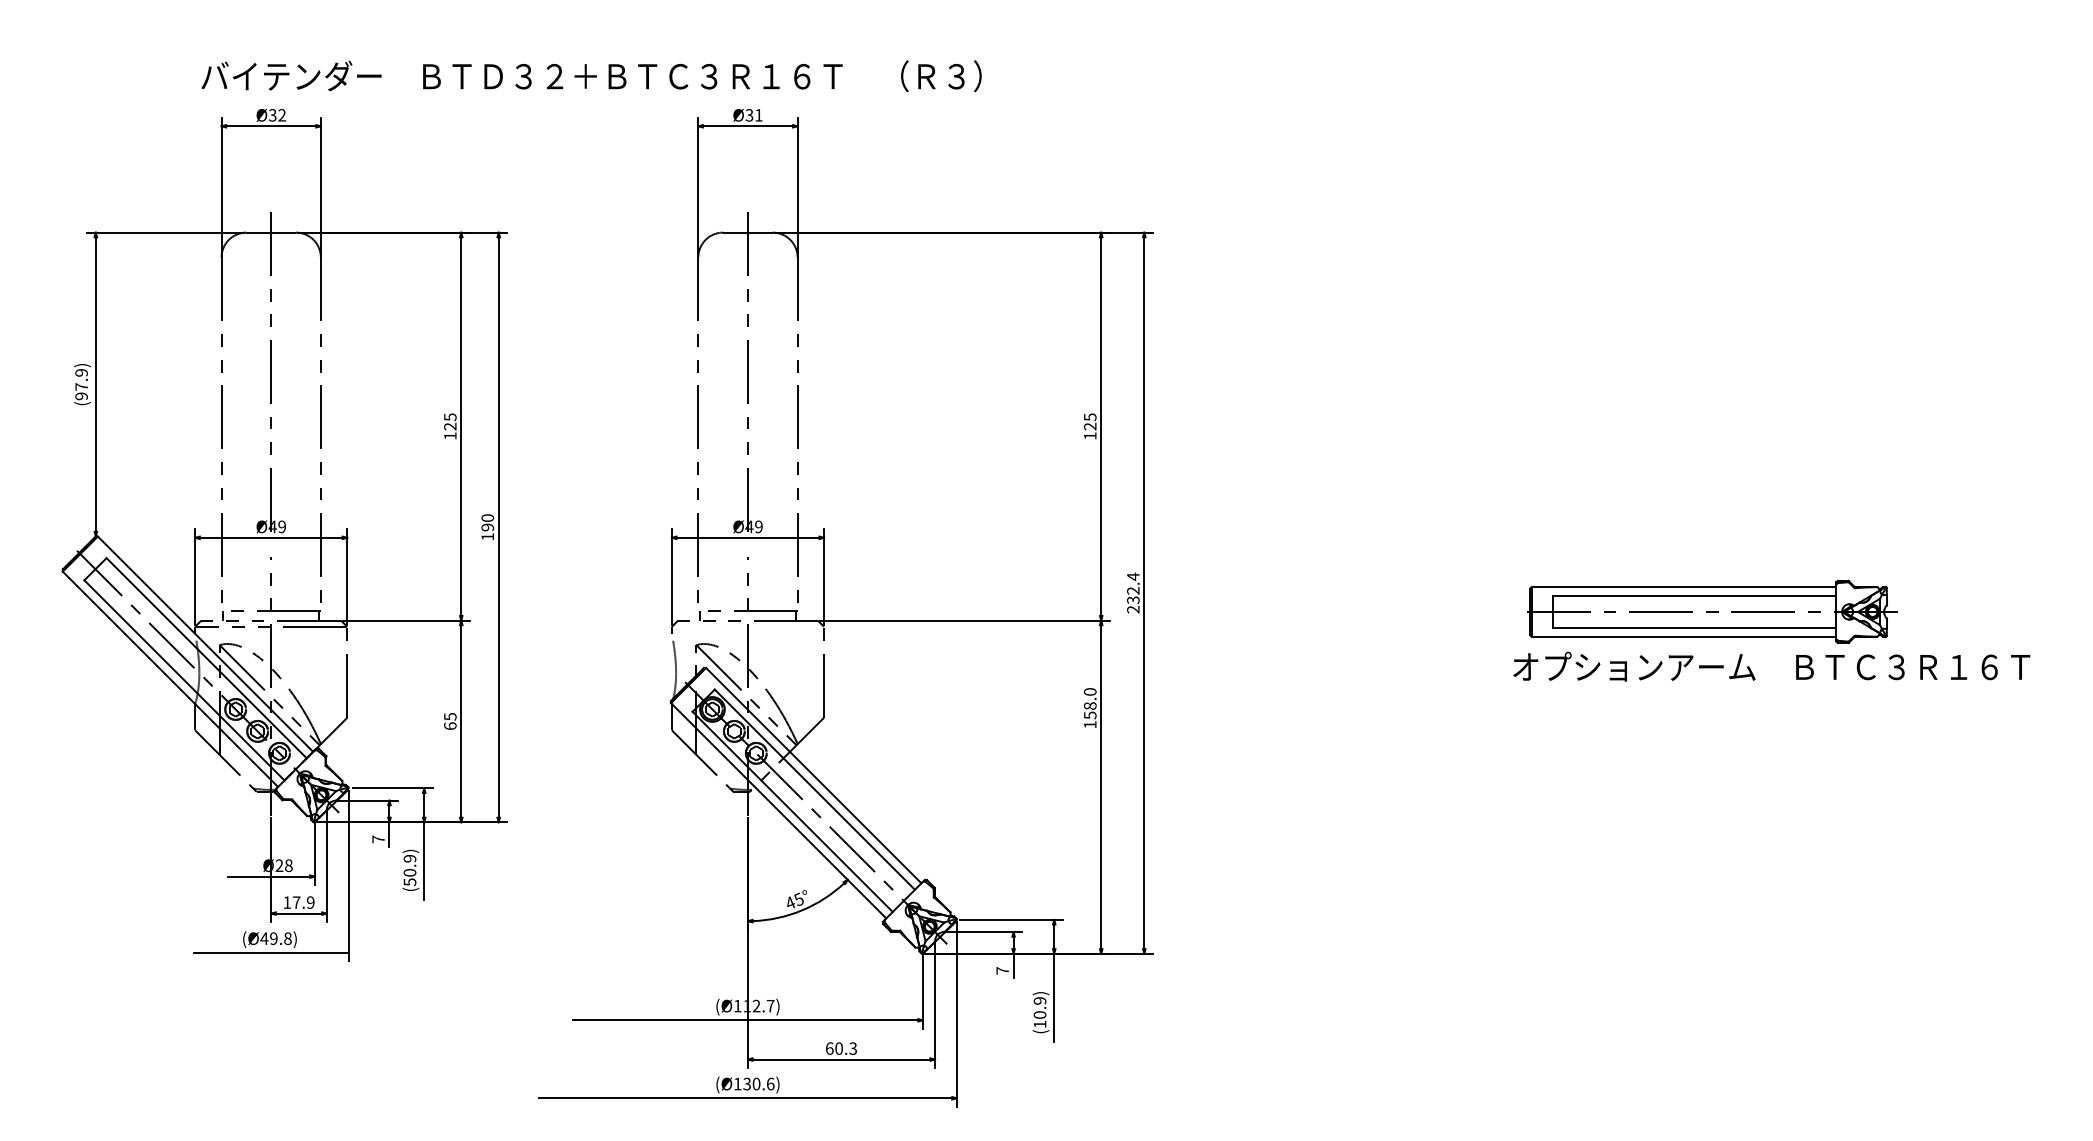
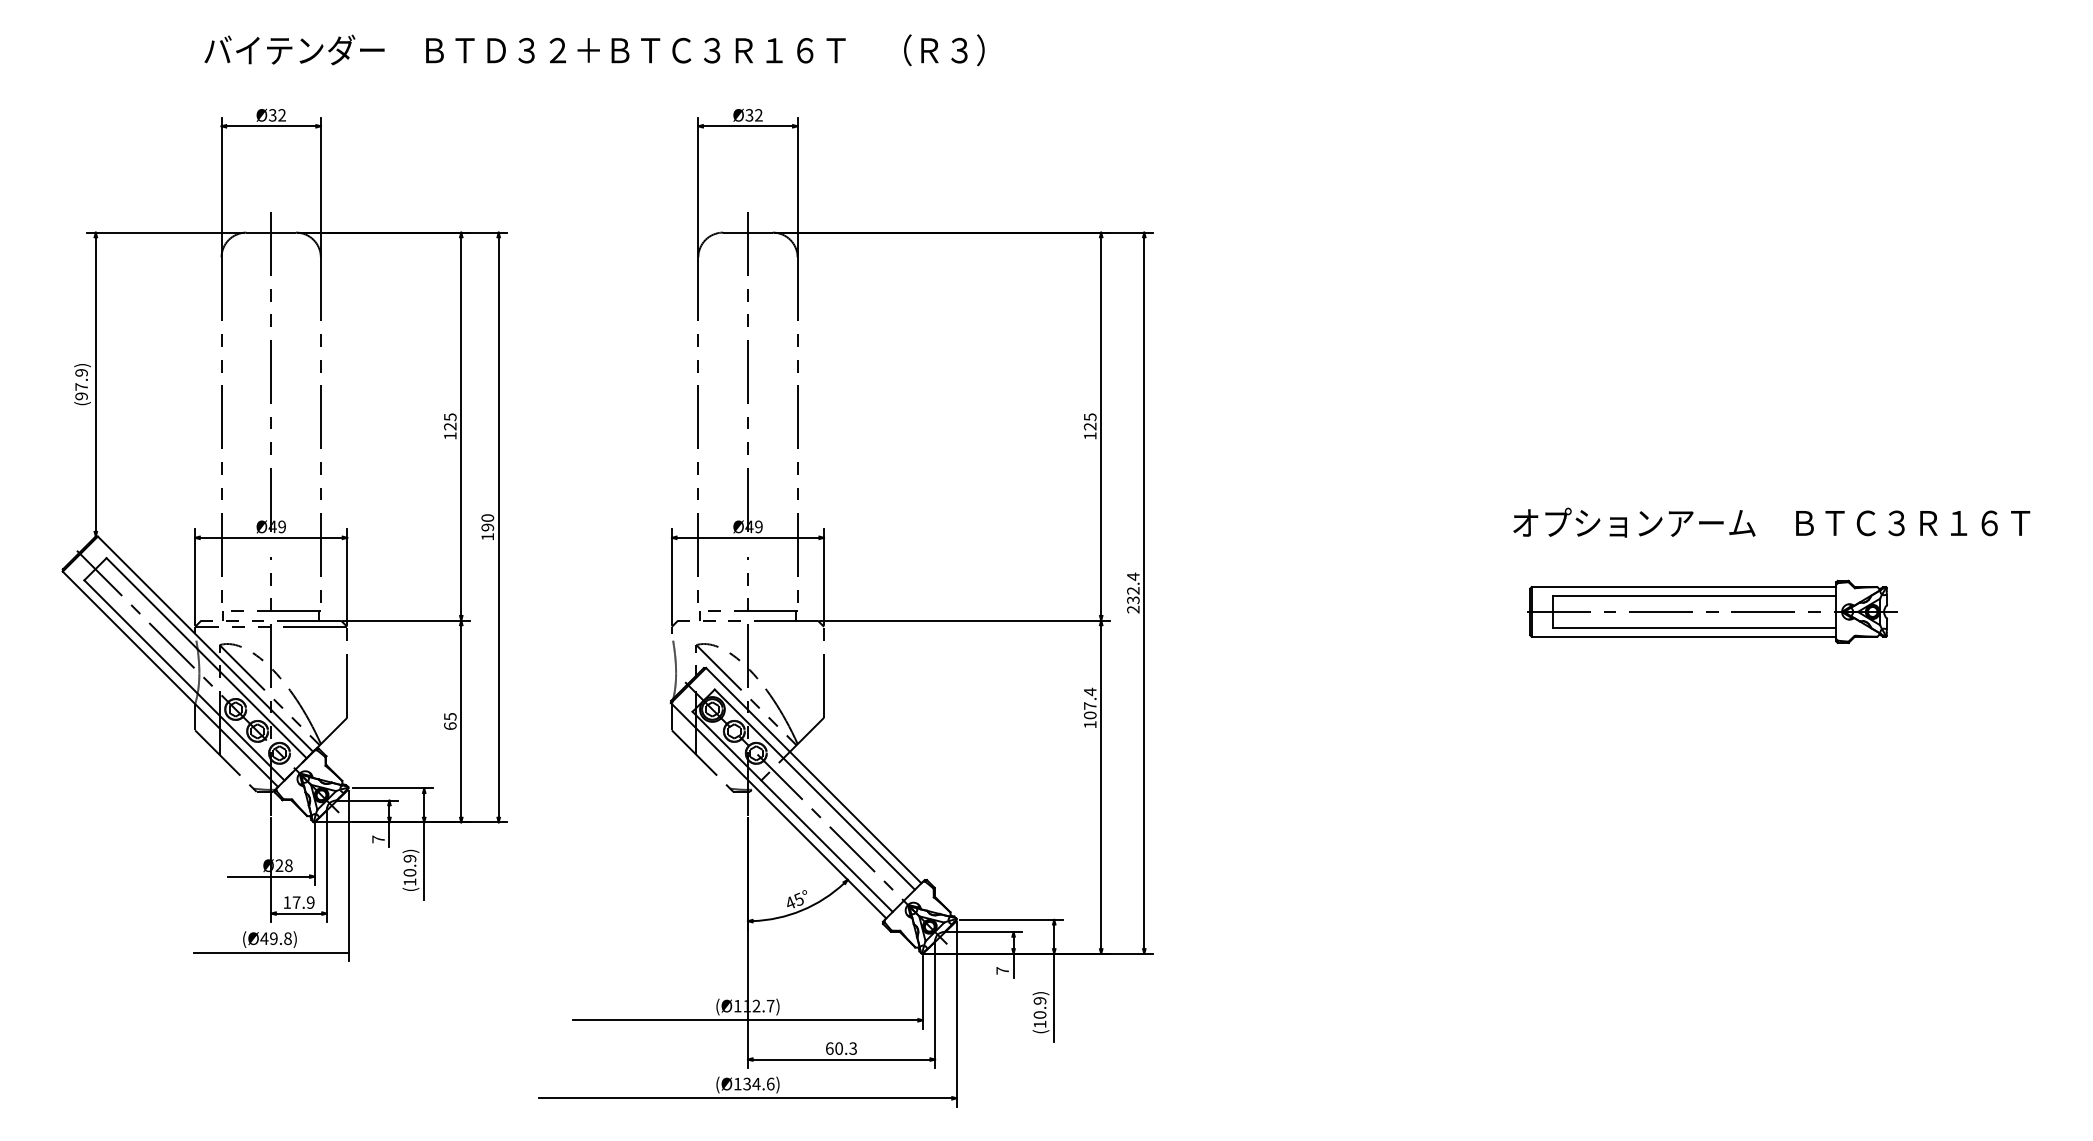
text position: (591, 76) -> (594, 50) (594, 50)
text: Ø31 -> Ø32 (758, 115)
text position: (1771, 666) -> (1771, 522) (1771, 522)
text: 158.0 -> 107.4 (1089, 703)
text: (50.9) -> (10.9) (409, 882)
text: (Ø130.6) -> (Ø134.6) (756, 1083)
